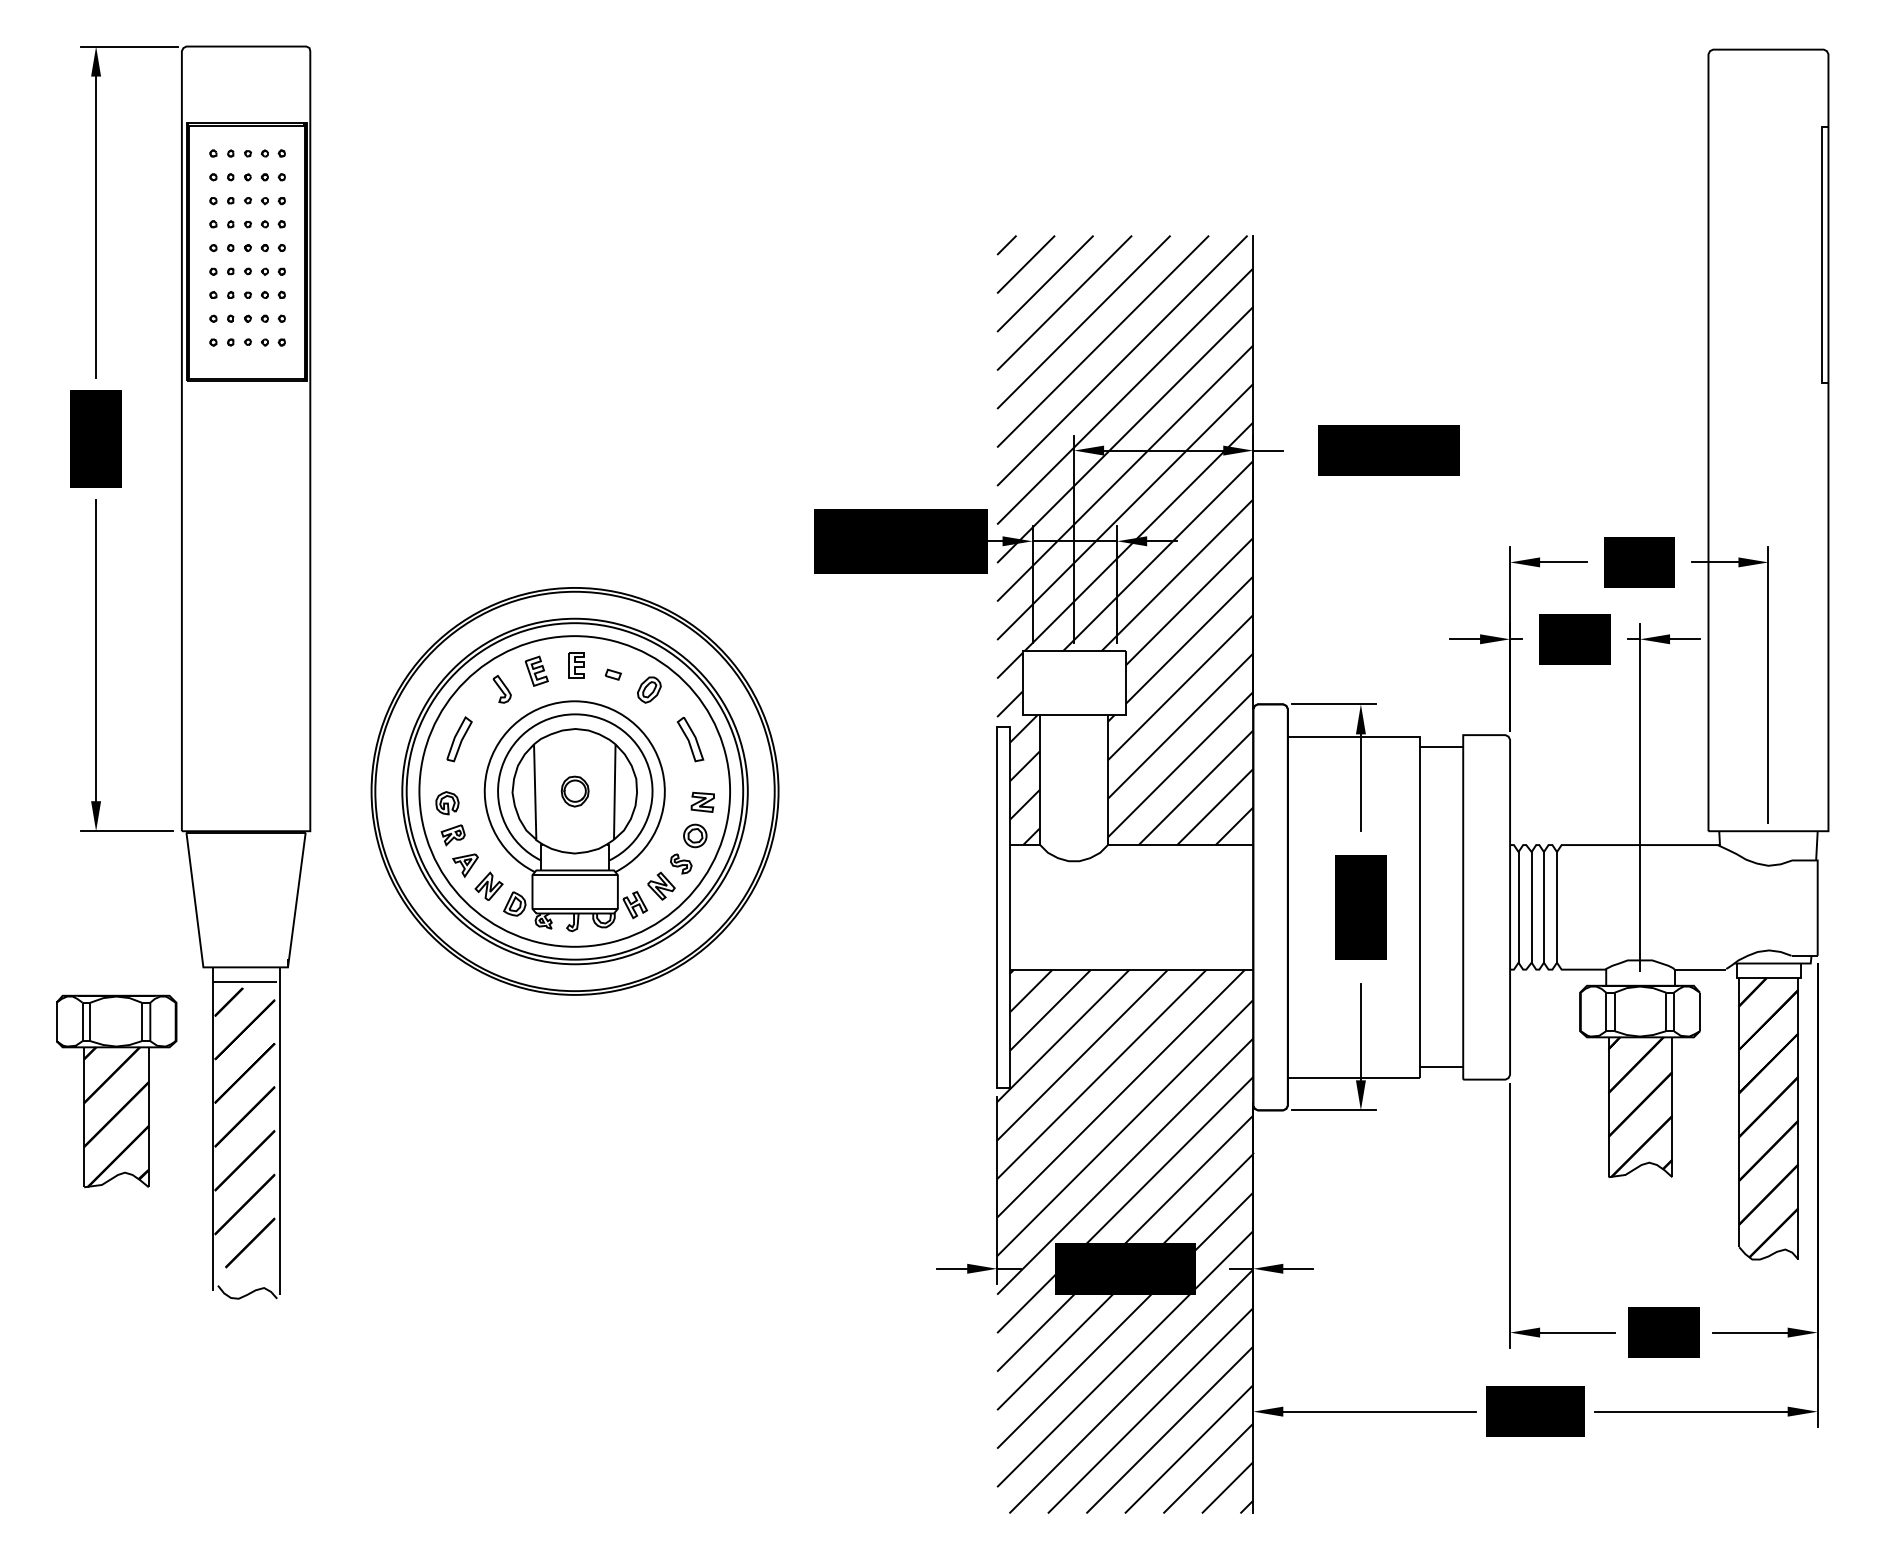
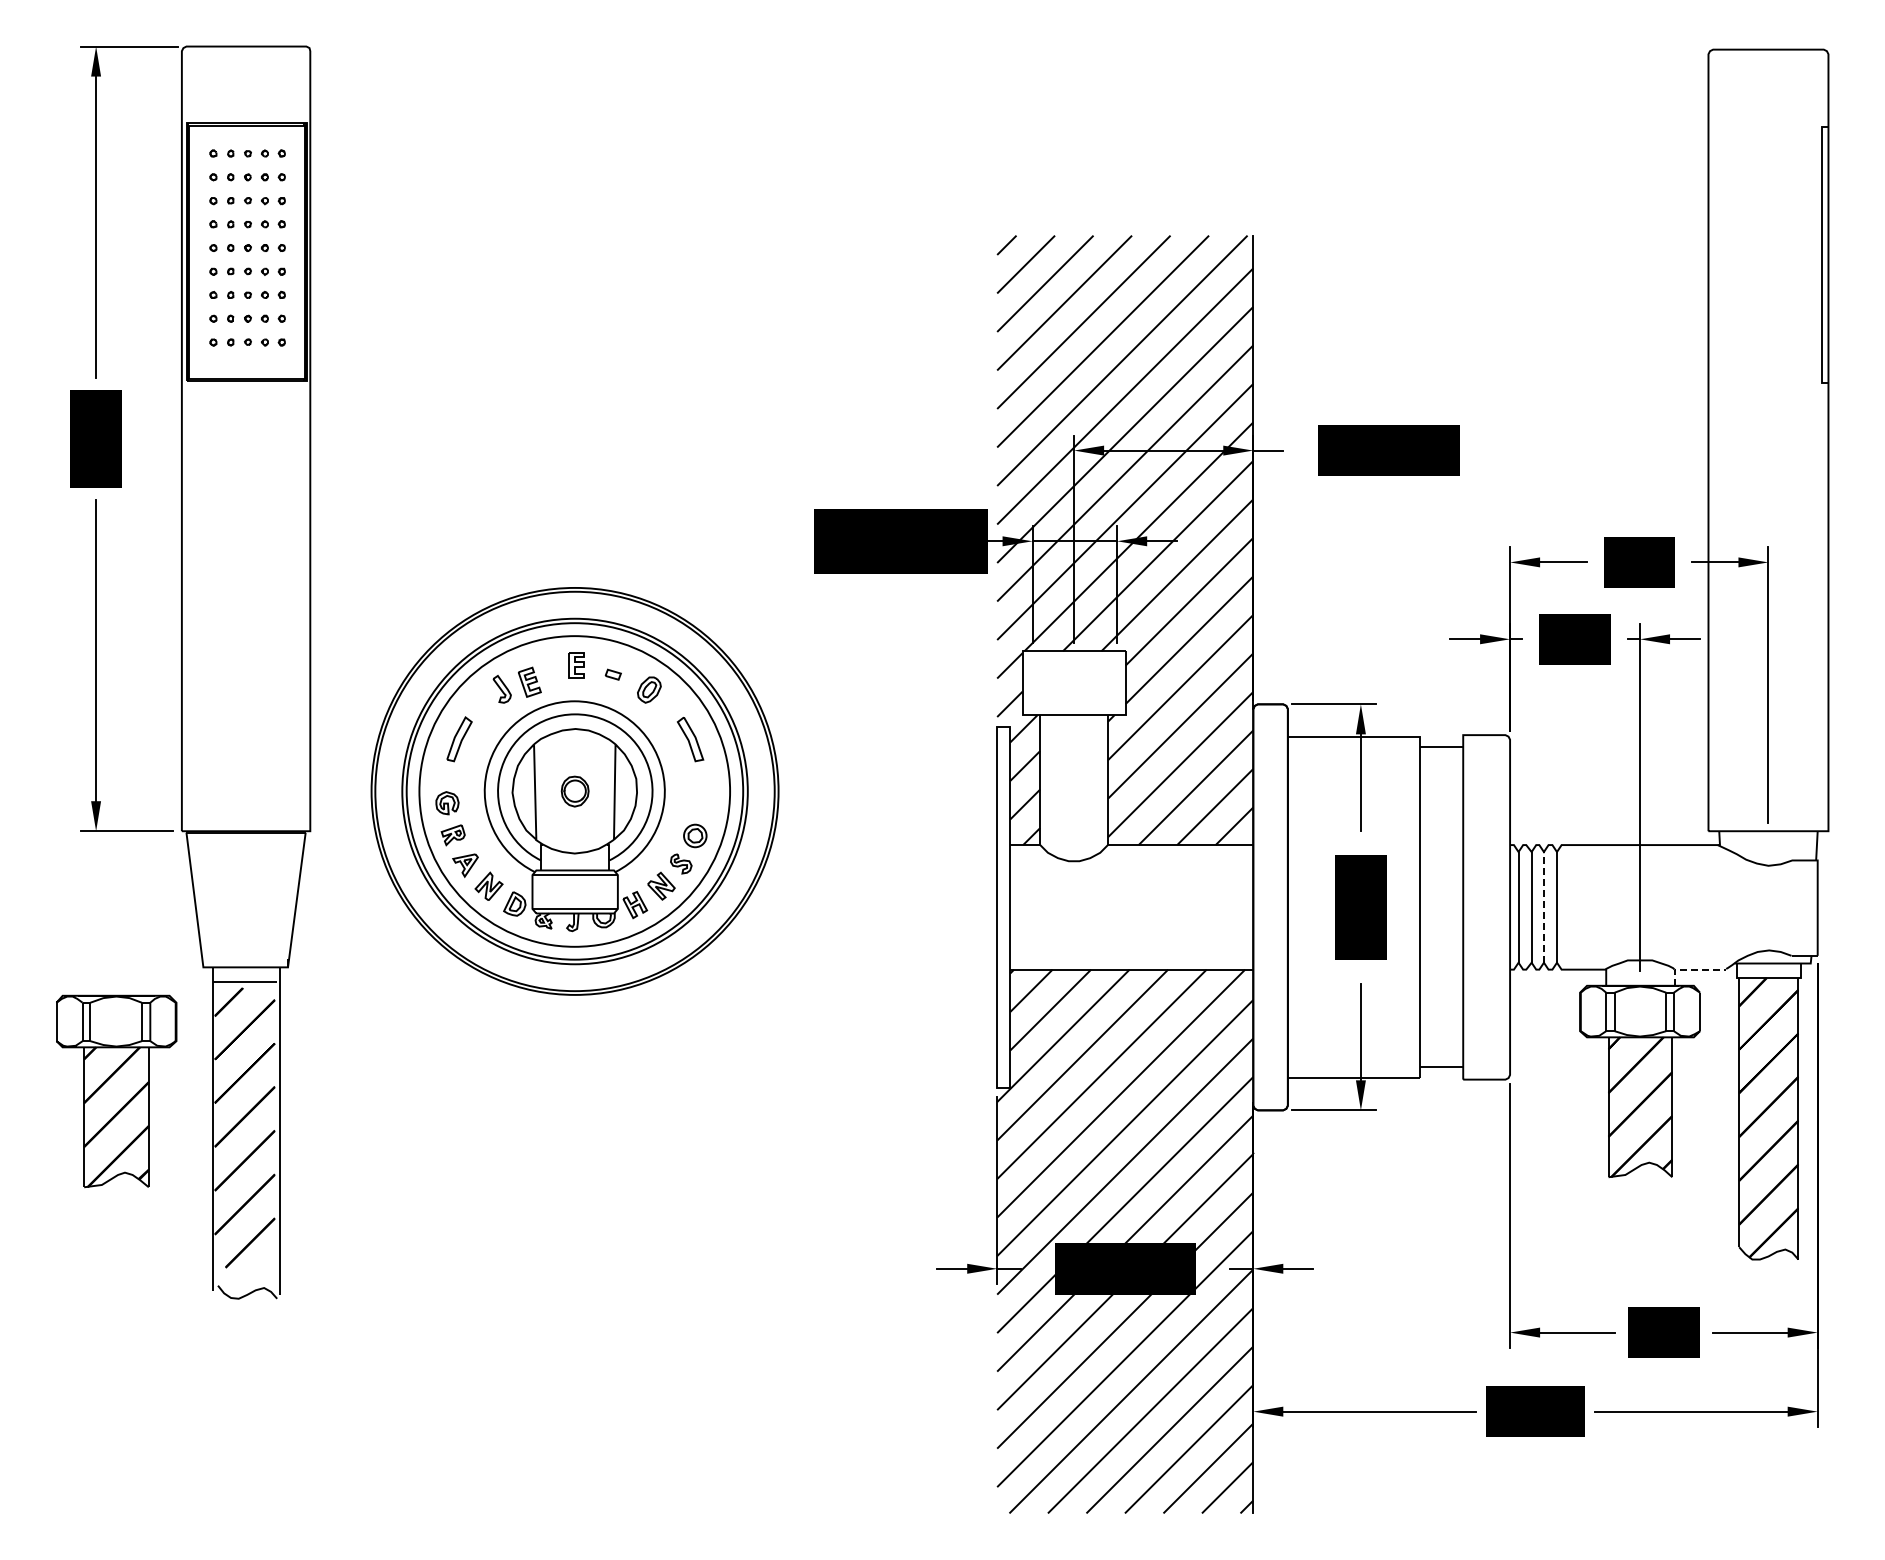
part position: (536, 670) -> (529, 681) (529, 681)
part: present -> none (702, 801)
line: solid -> dashed (1543, 906)
line: solid -> dashed (1691, 969)
